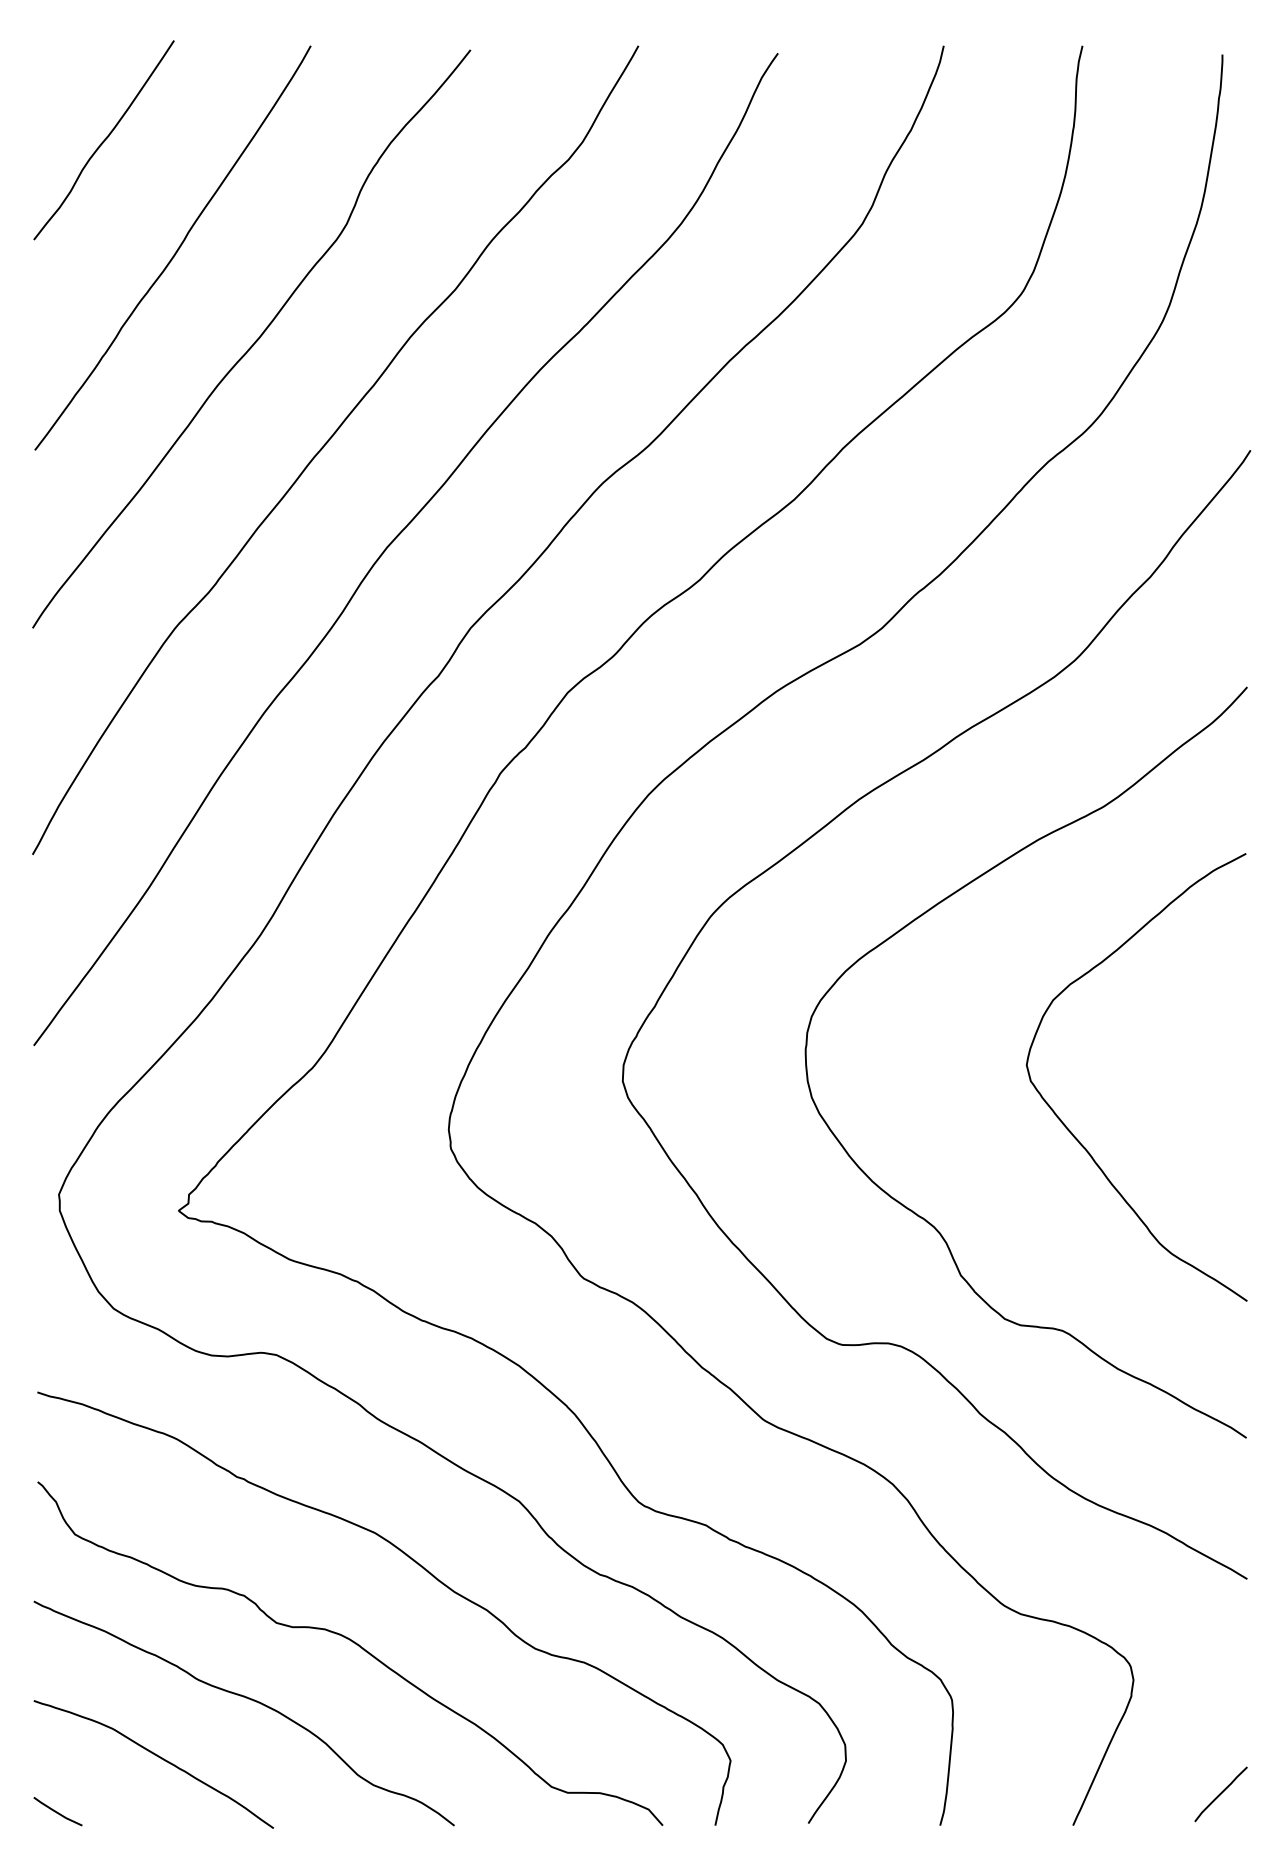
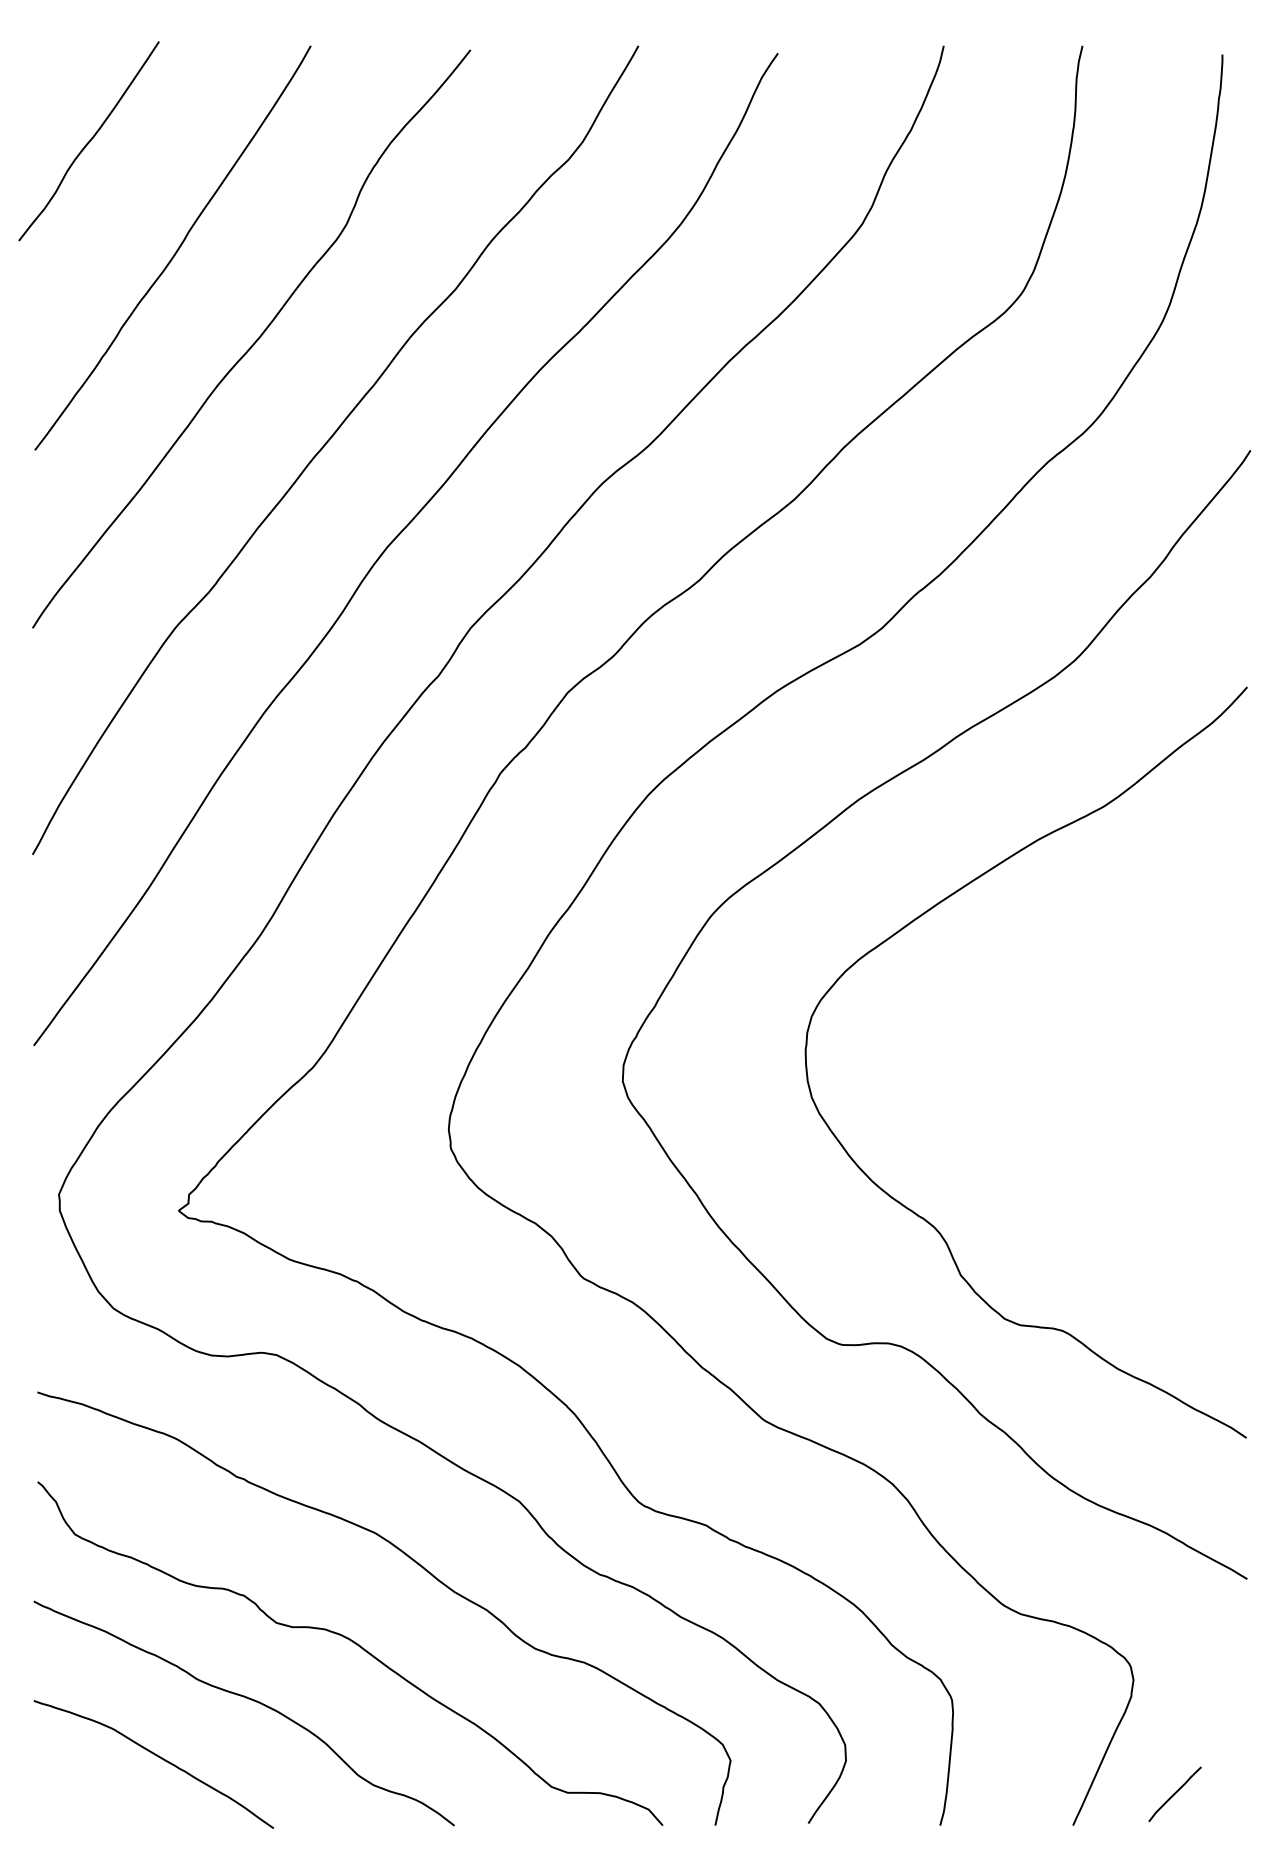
curve position: (103, 140) -> (88, 141) (88, 141)
curve: present -> none (1071, 1131)
line position: (1220, 1794) -> (1174, 1794) (1174, 1794)
line: present -> none (57, 1811)
